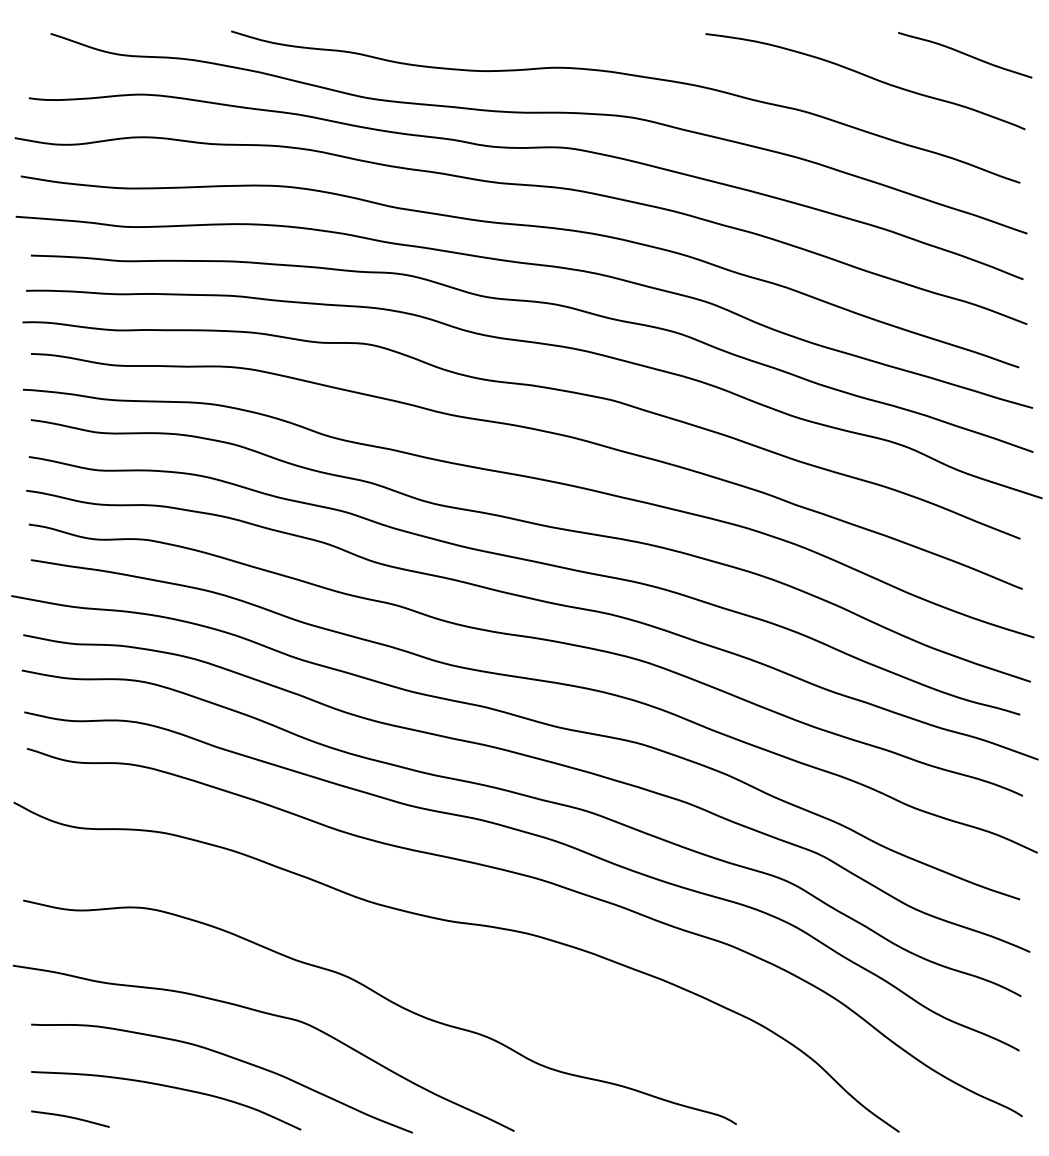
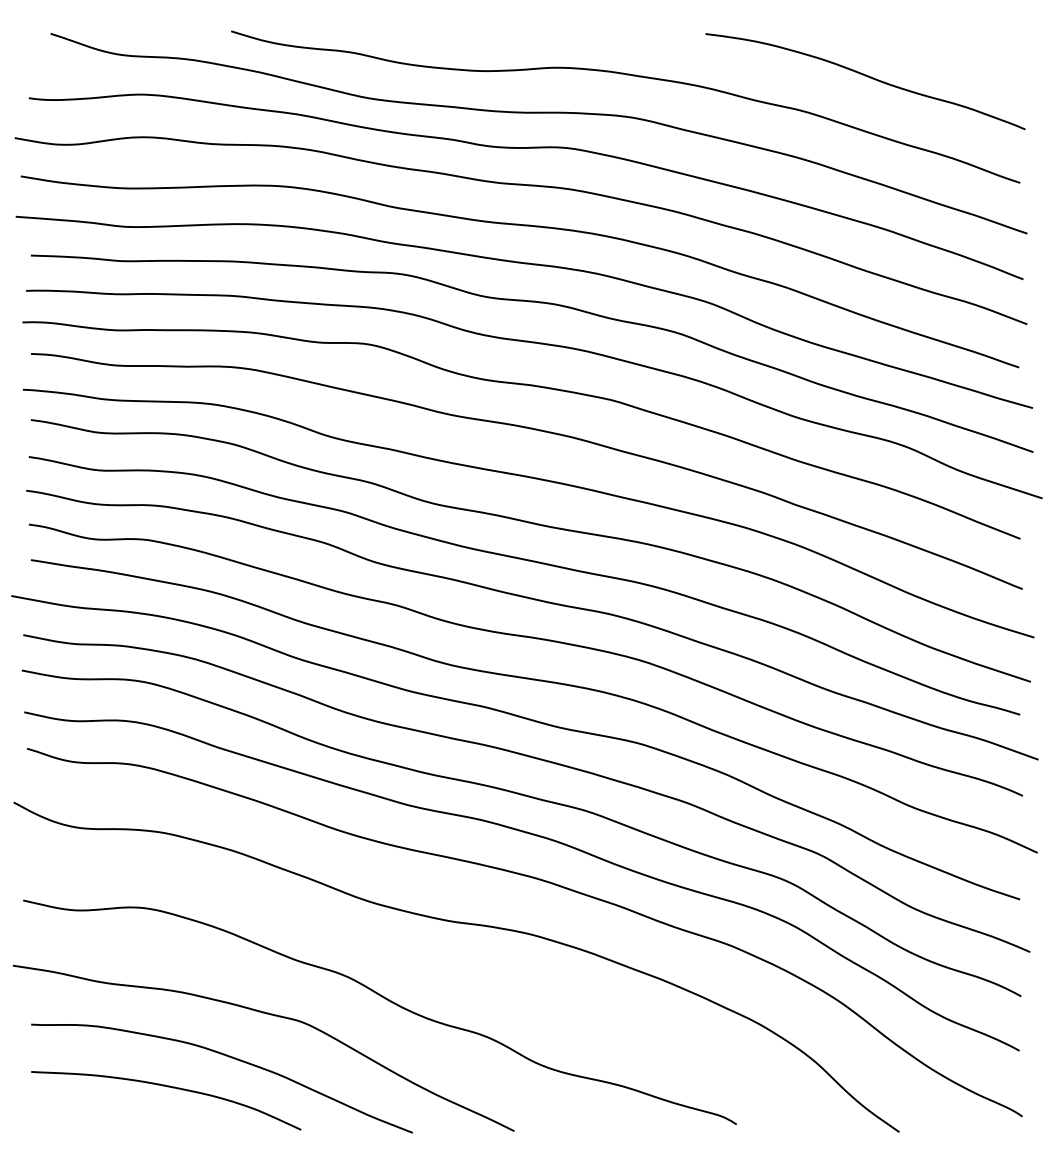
curve: present -> none (965, 55)
curve: present -> none (70, 1118)
